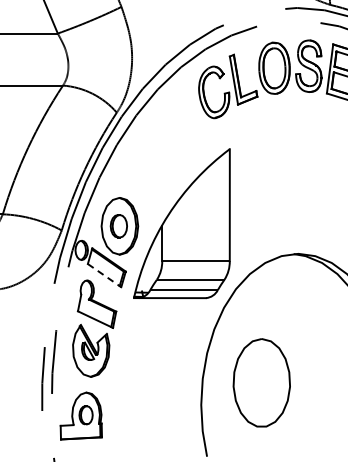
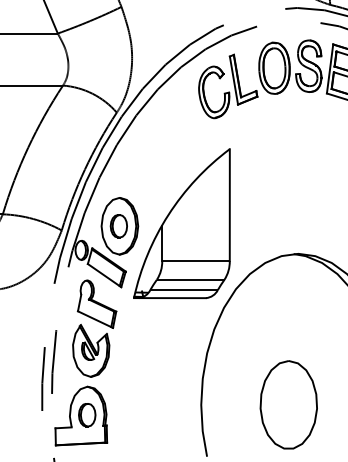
line: dashed -> solid (105, 275)
part position: (261, 382) -> (288, 404) (288, 404)
part size: 44x50 px -> 55x62 px (81, 415)
